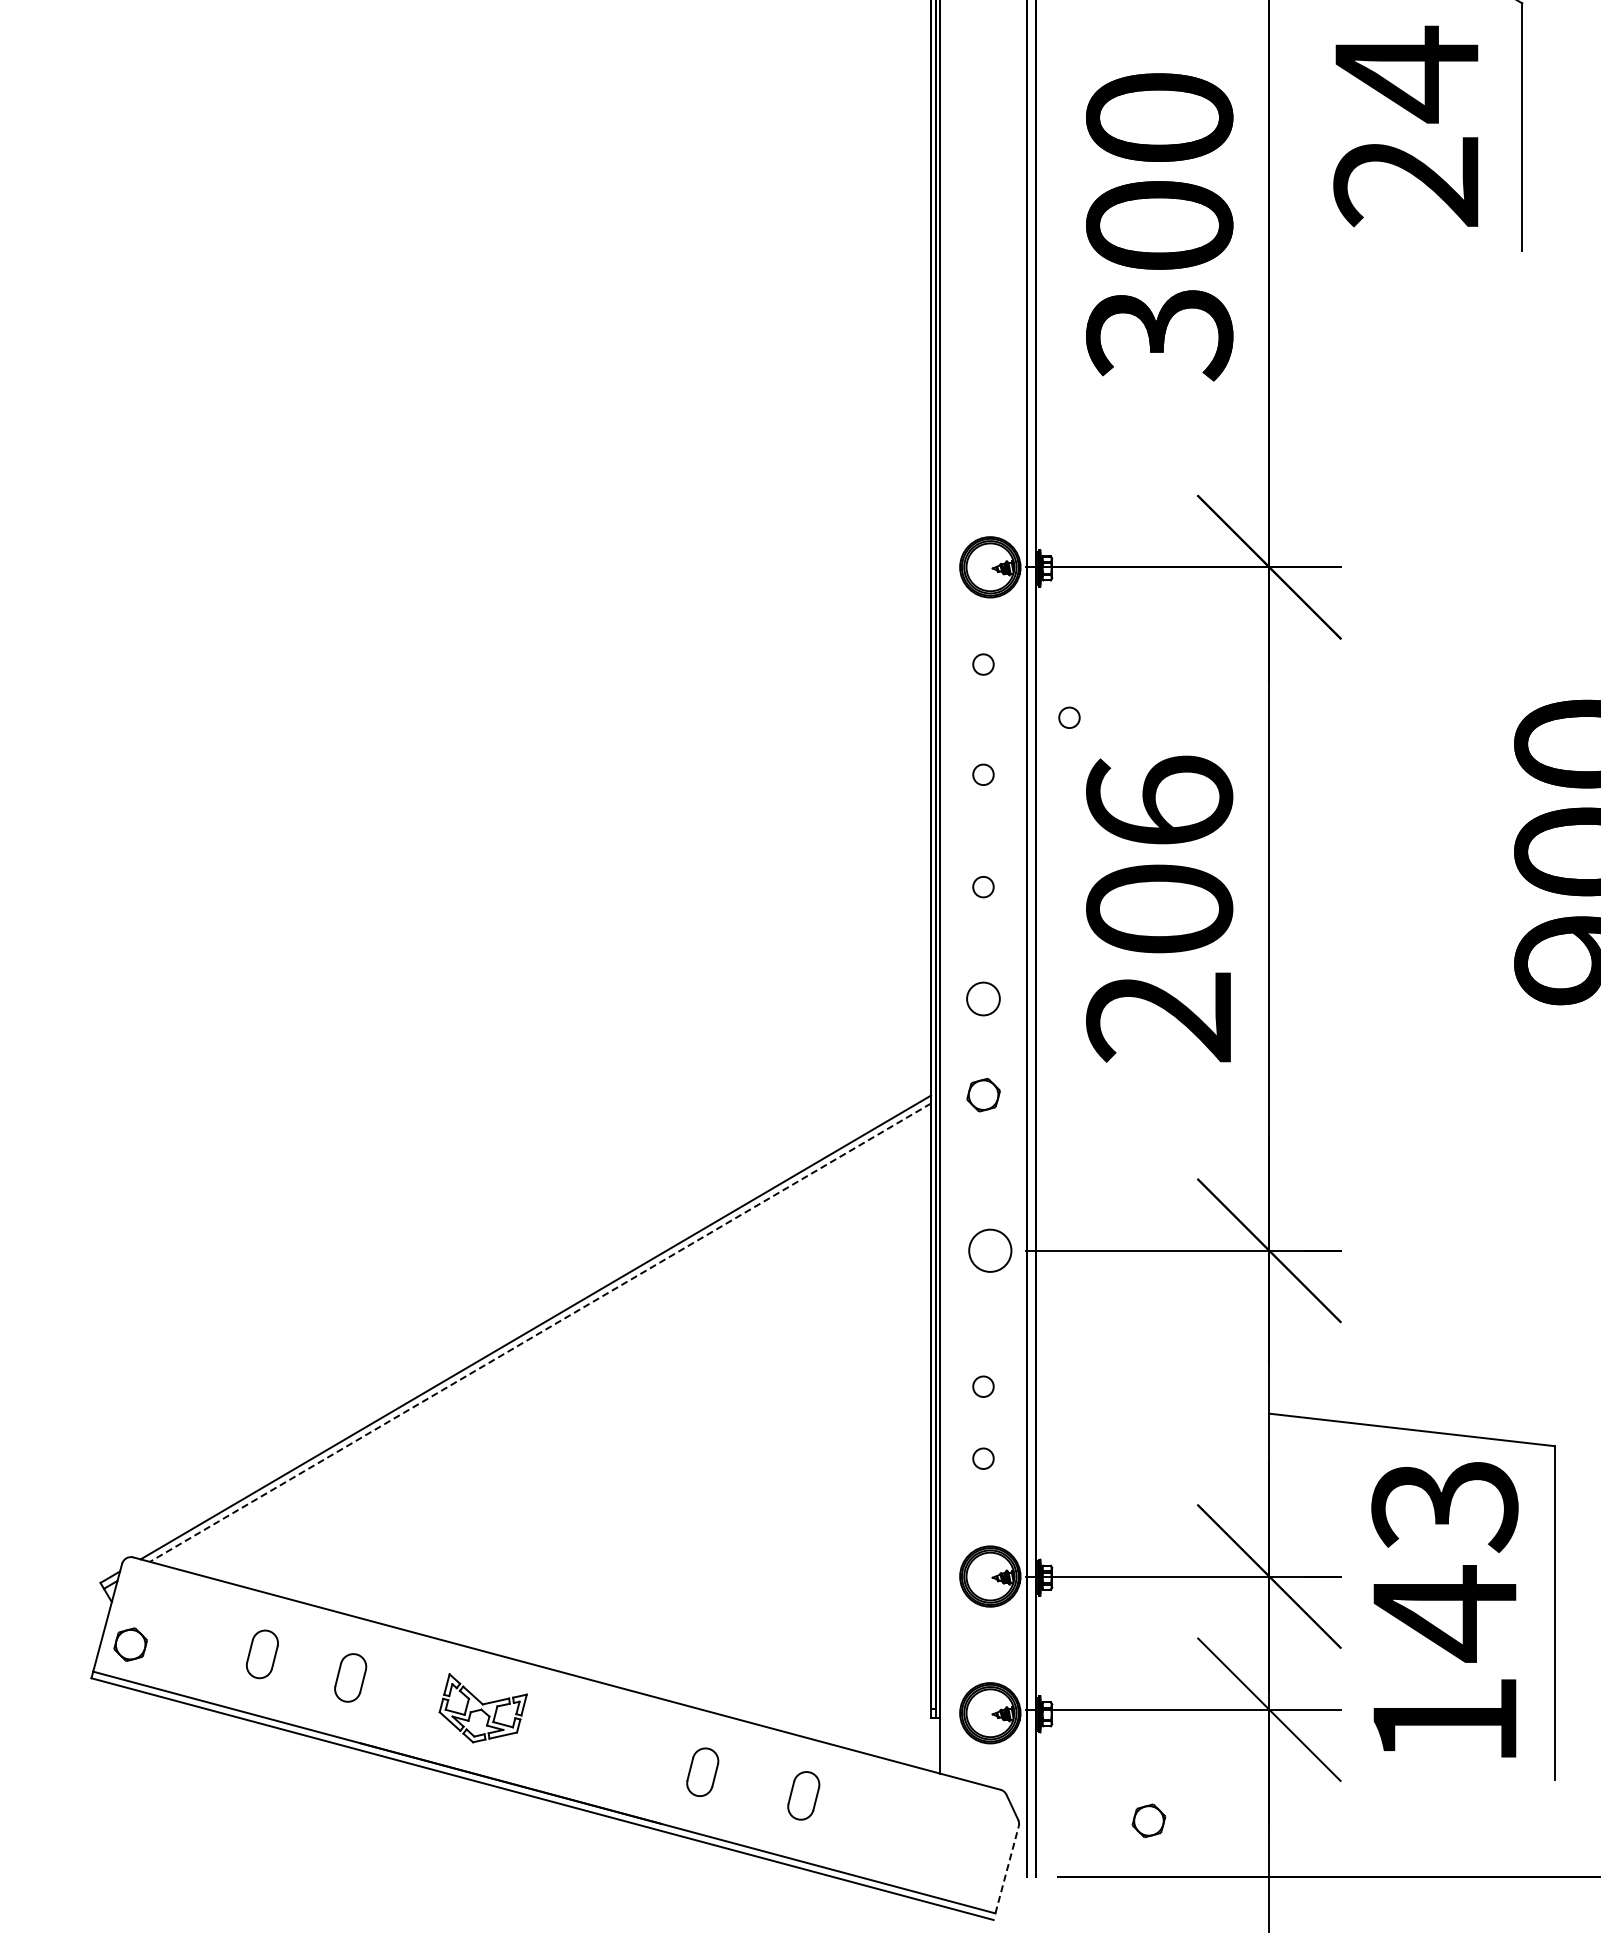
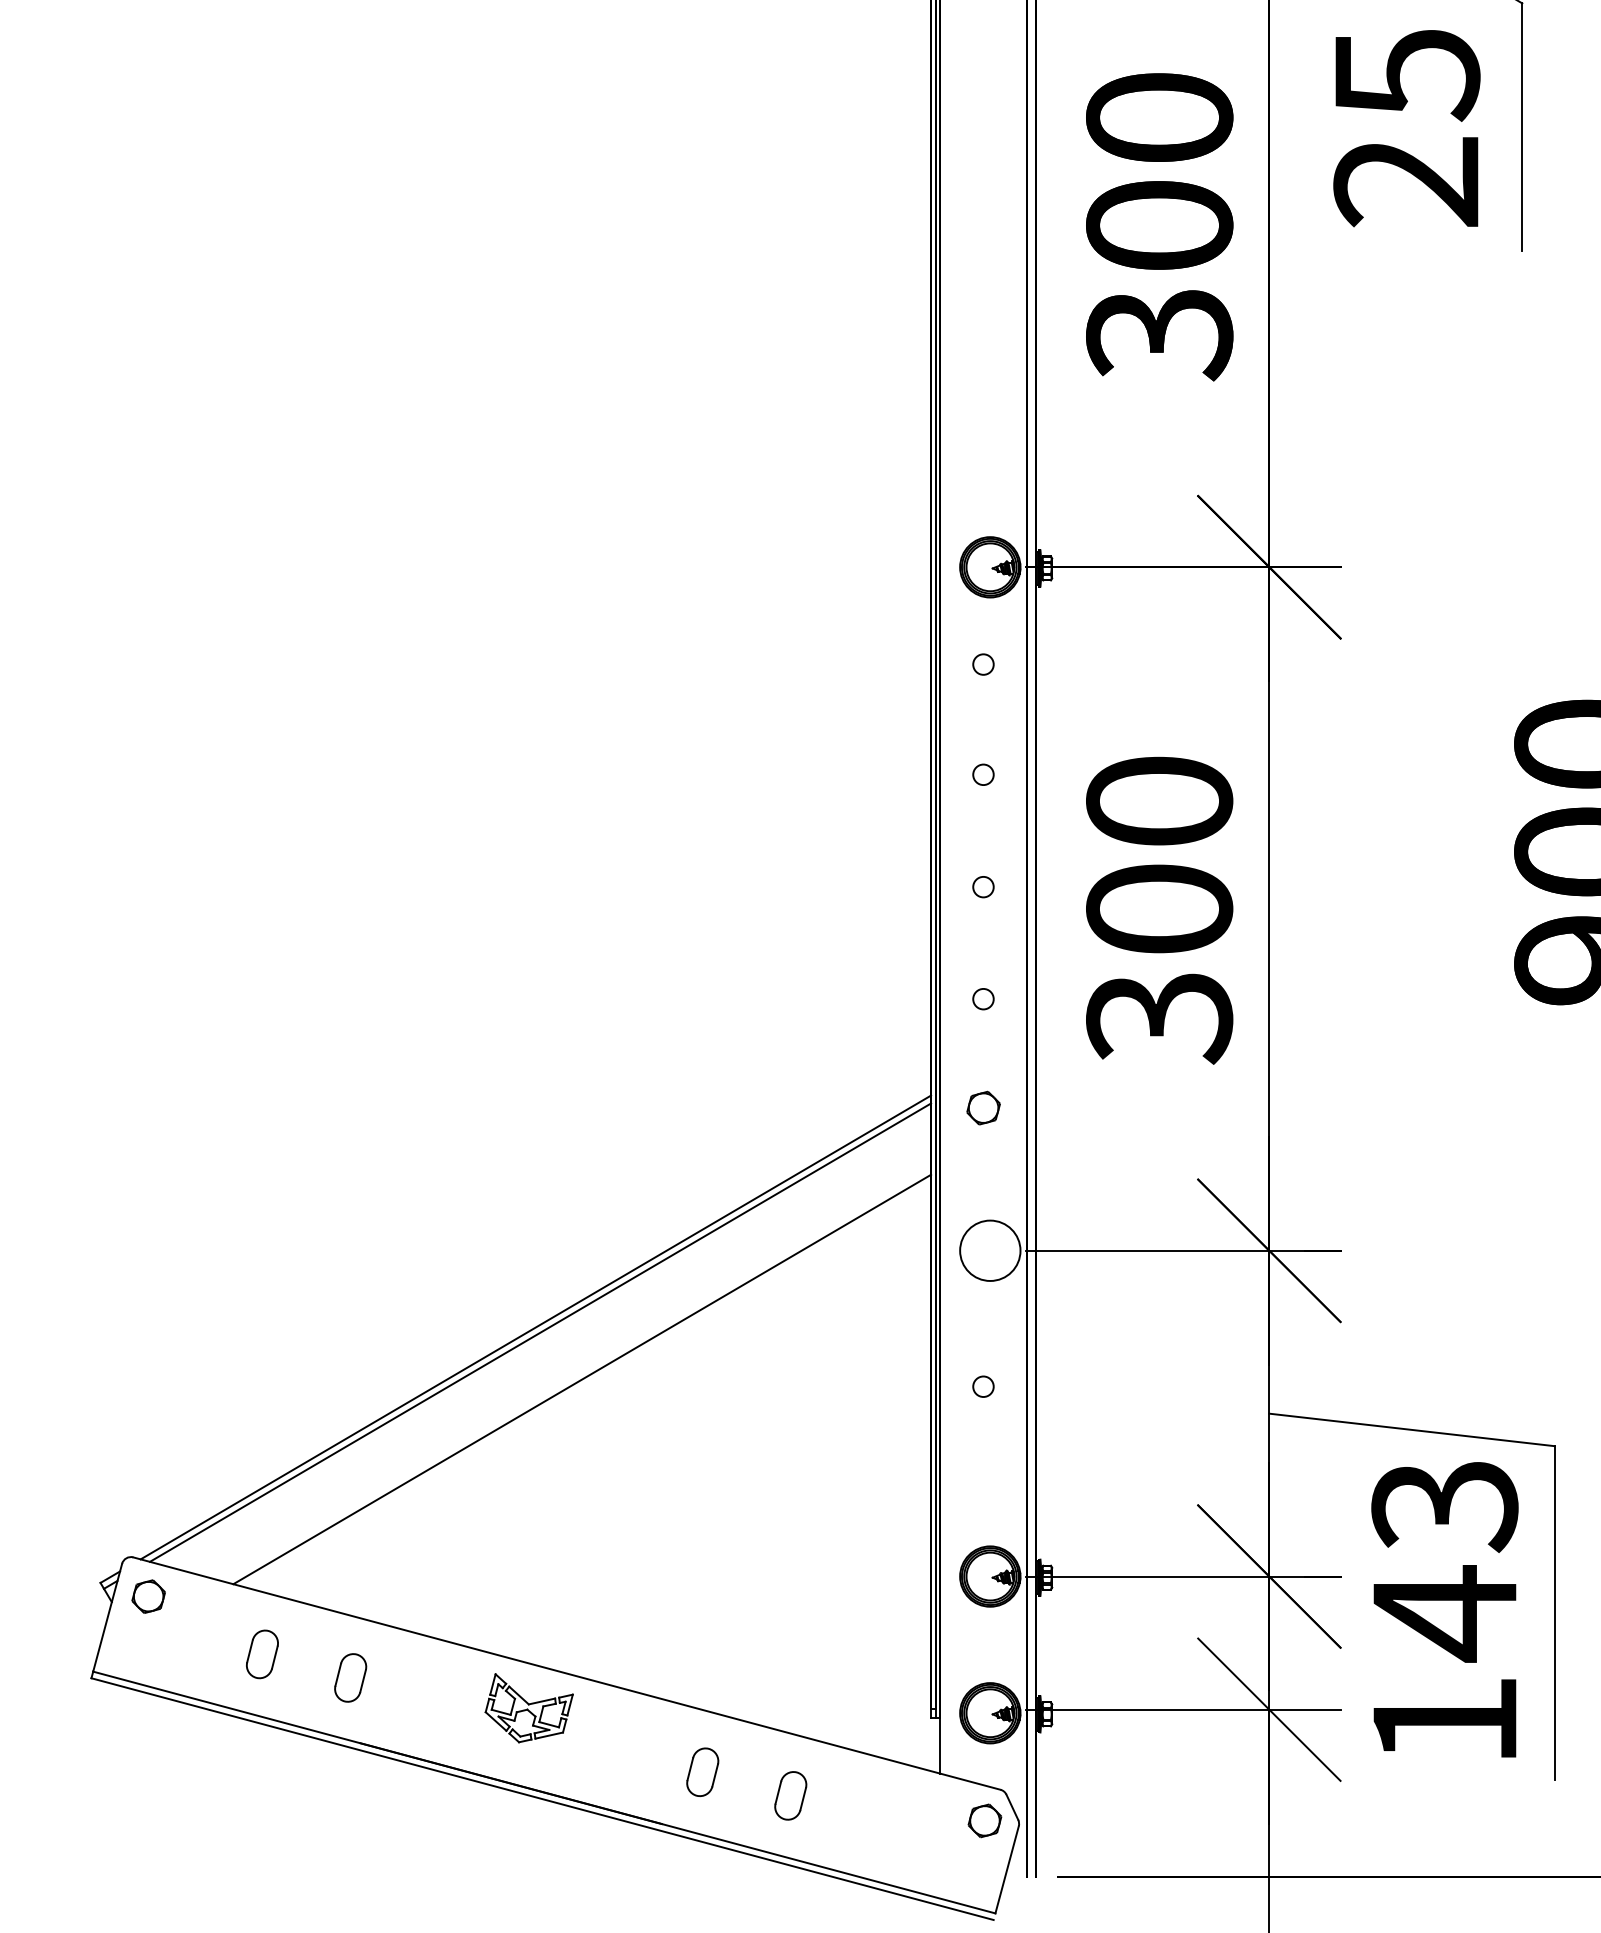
text: 24 -> 25 (1407, 74)
circle: present -> none (1069, 717)
text: 206 -> 300 (1159, 909)
circle size: 35x36 px -> 23x23 px (983, 999)
part position: (983, 1094) -> (983, 1107) (983, 1107)
circle diameter: 42 px -> 60 px (990, 1250)
line: dashed -> solid (540, 1332)
line: none -> present (582, 1379)
circle: present -> none (983, 1458)
part position: (130, 1644) -> (148, 1596) (148, 1596)
part position: (482, 1708) -> (528, 1708) (528, 1708)
part position: (803, 1795) -> (790, 1795) (790, 1795)
part position: (1148, 1820) -> (984, 1820) (984, 1820)
line: dashed -> solid (1007, 1869)
